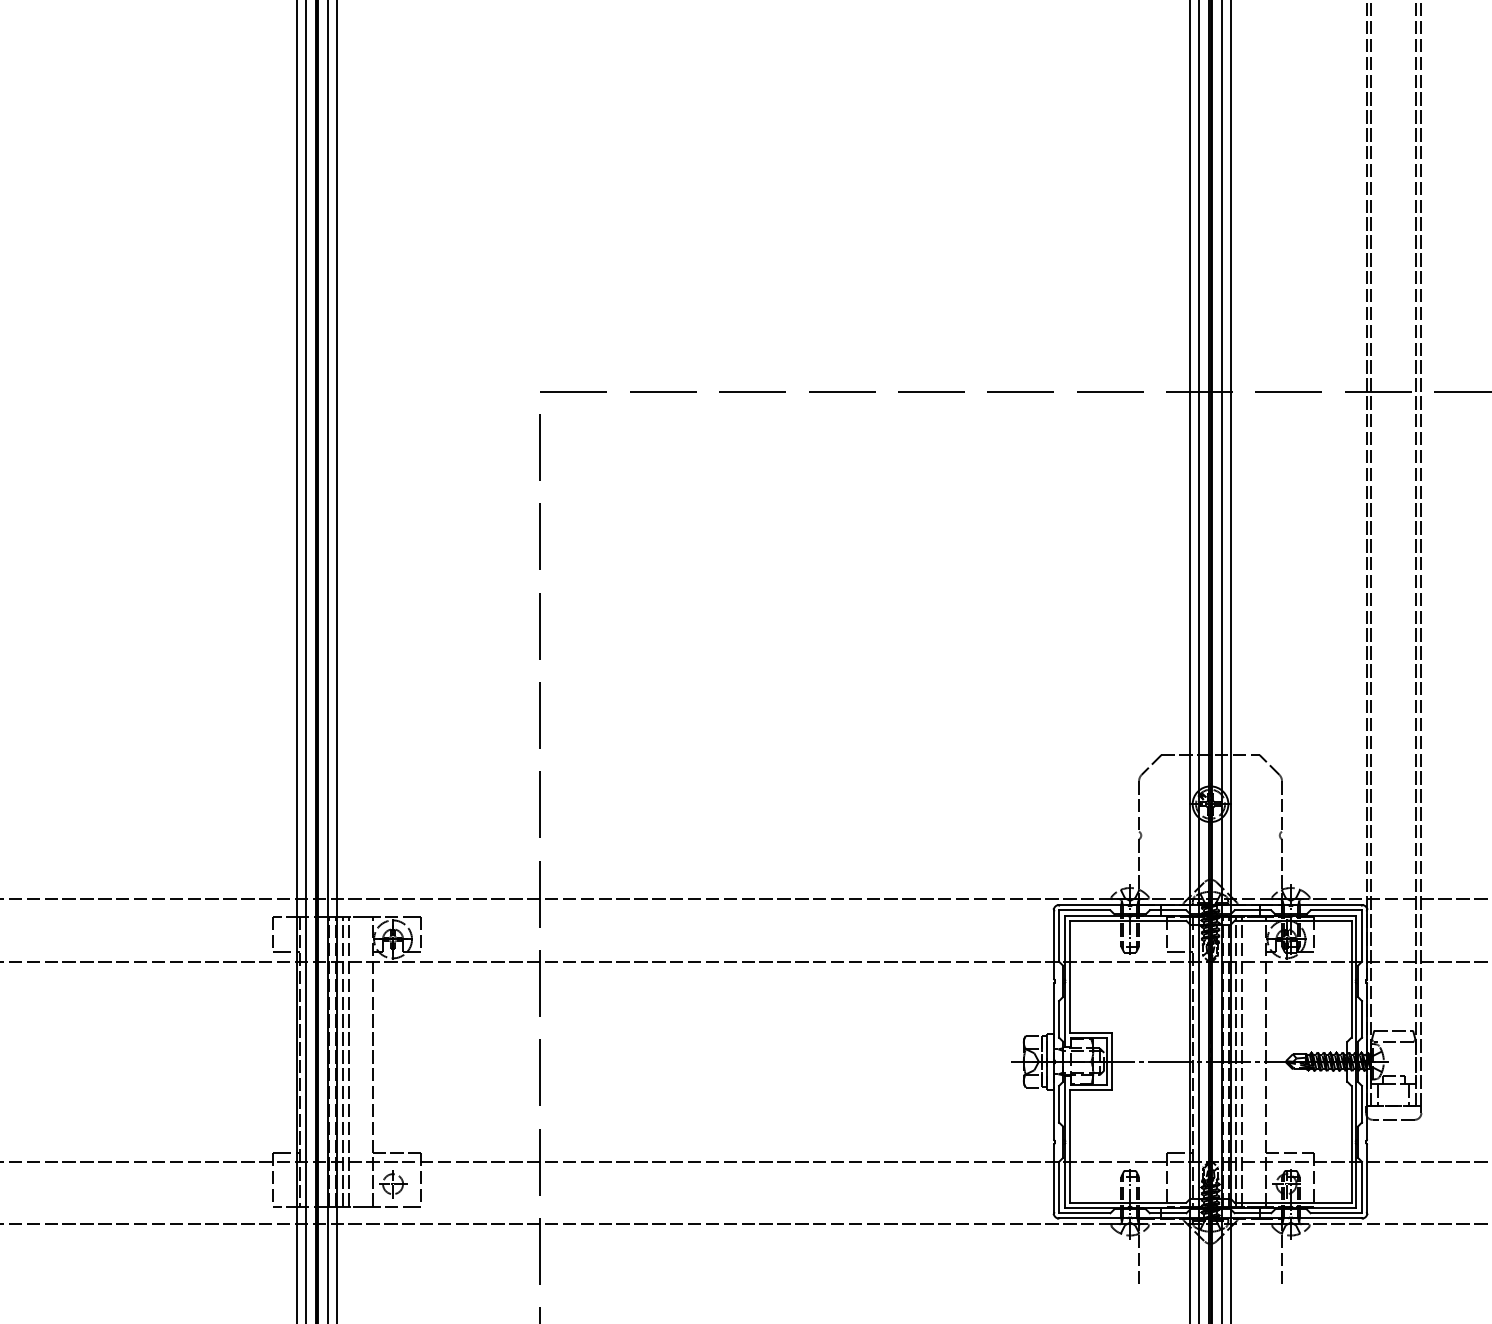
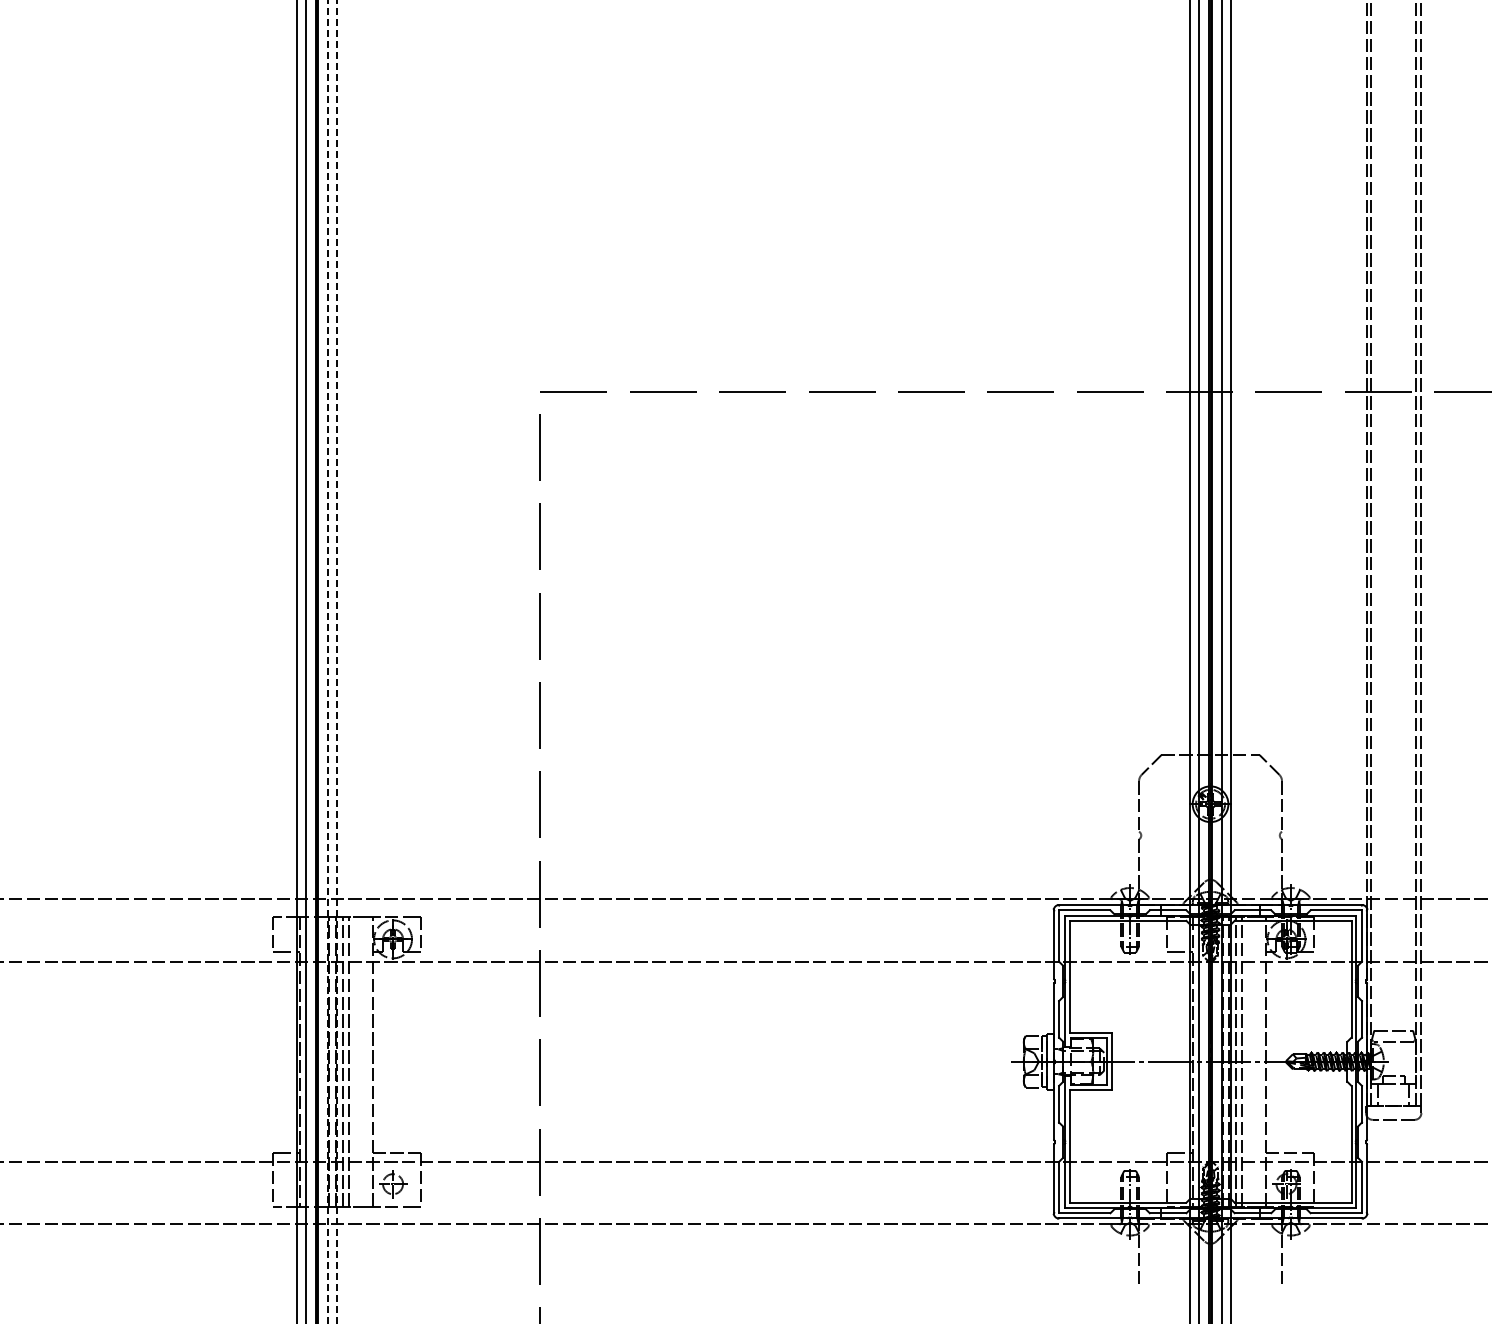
line: solid -> dashed (328, 662)
line: solid -> dashed (337, 662)
